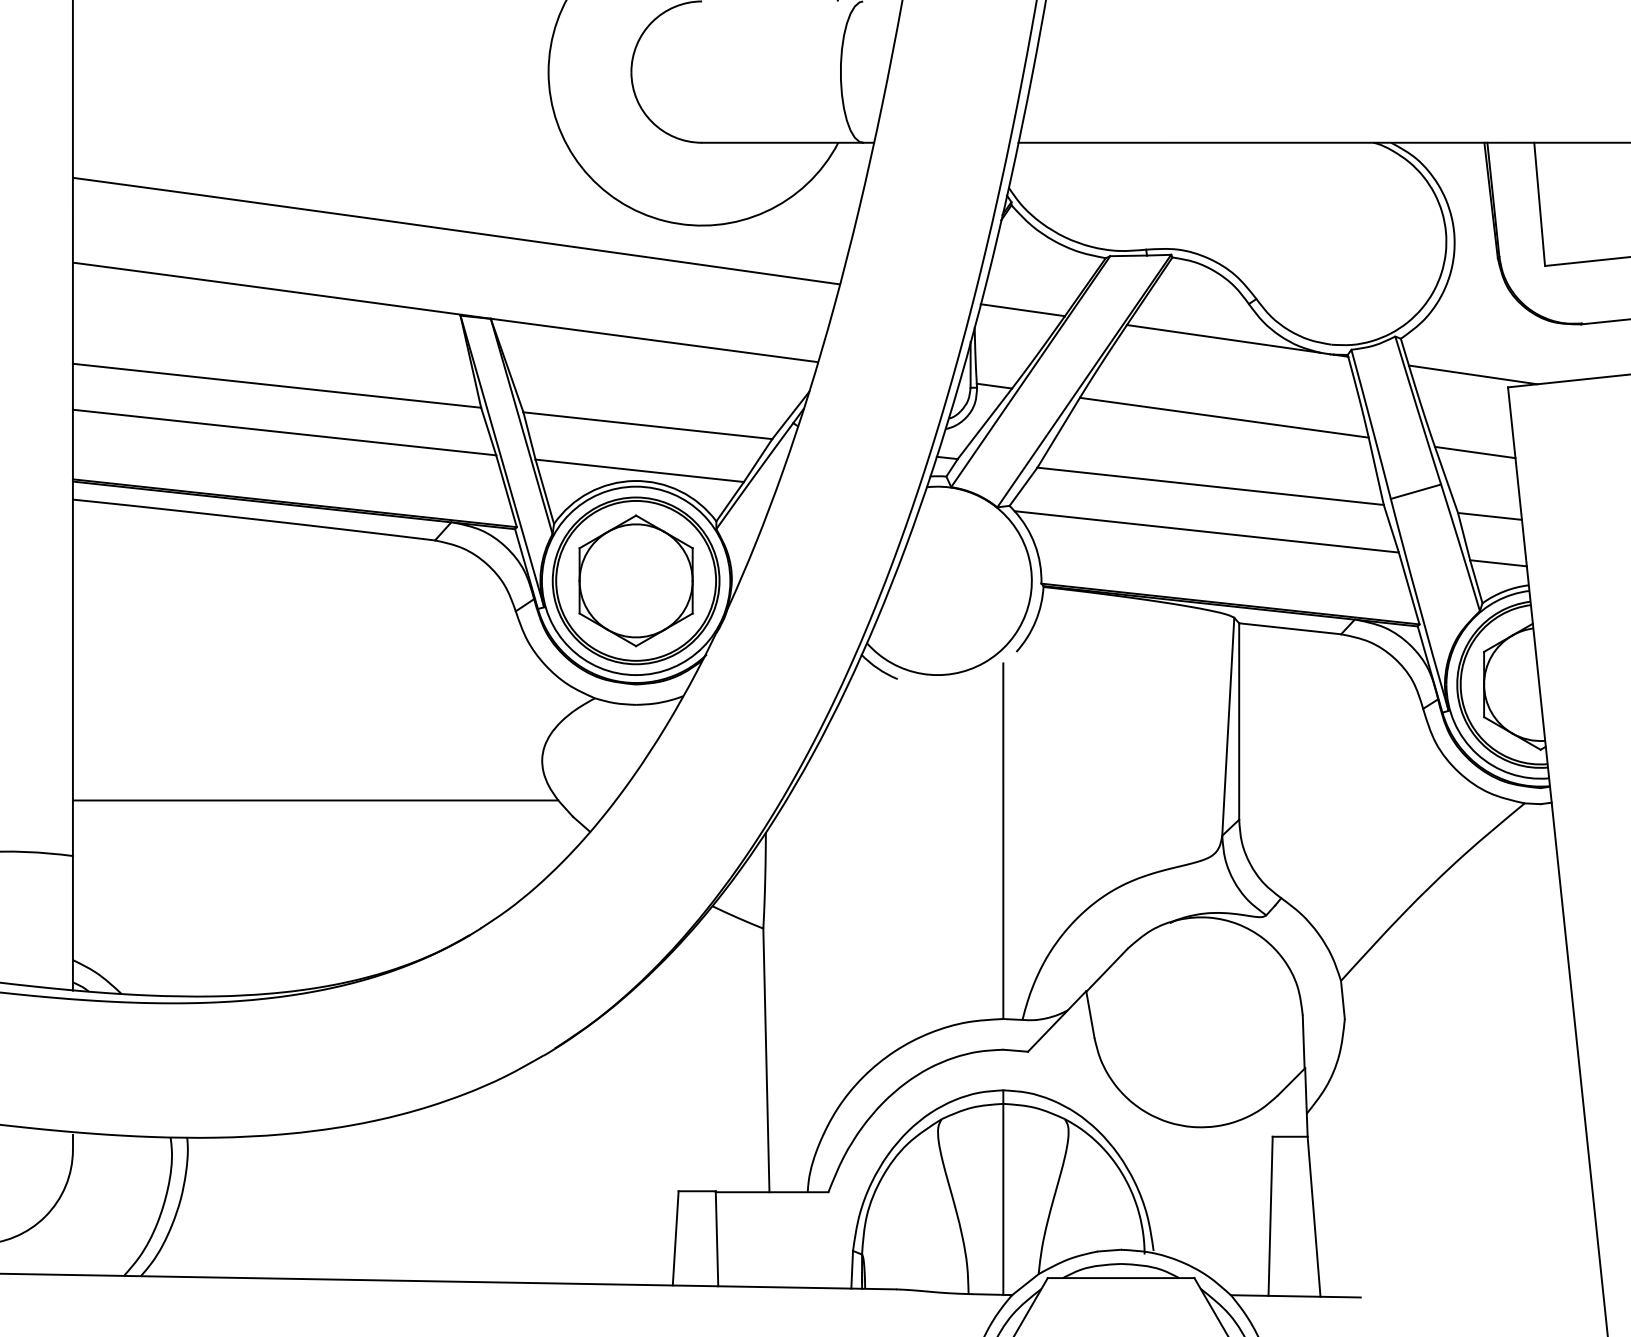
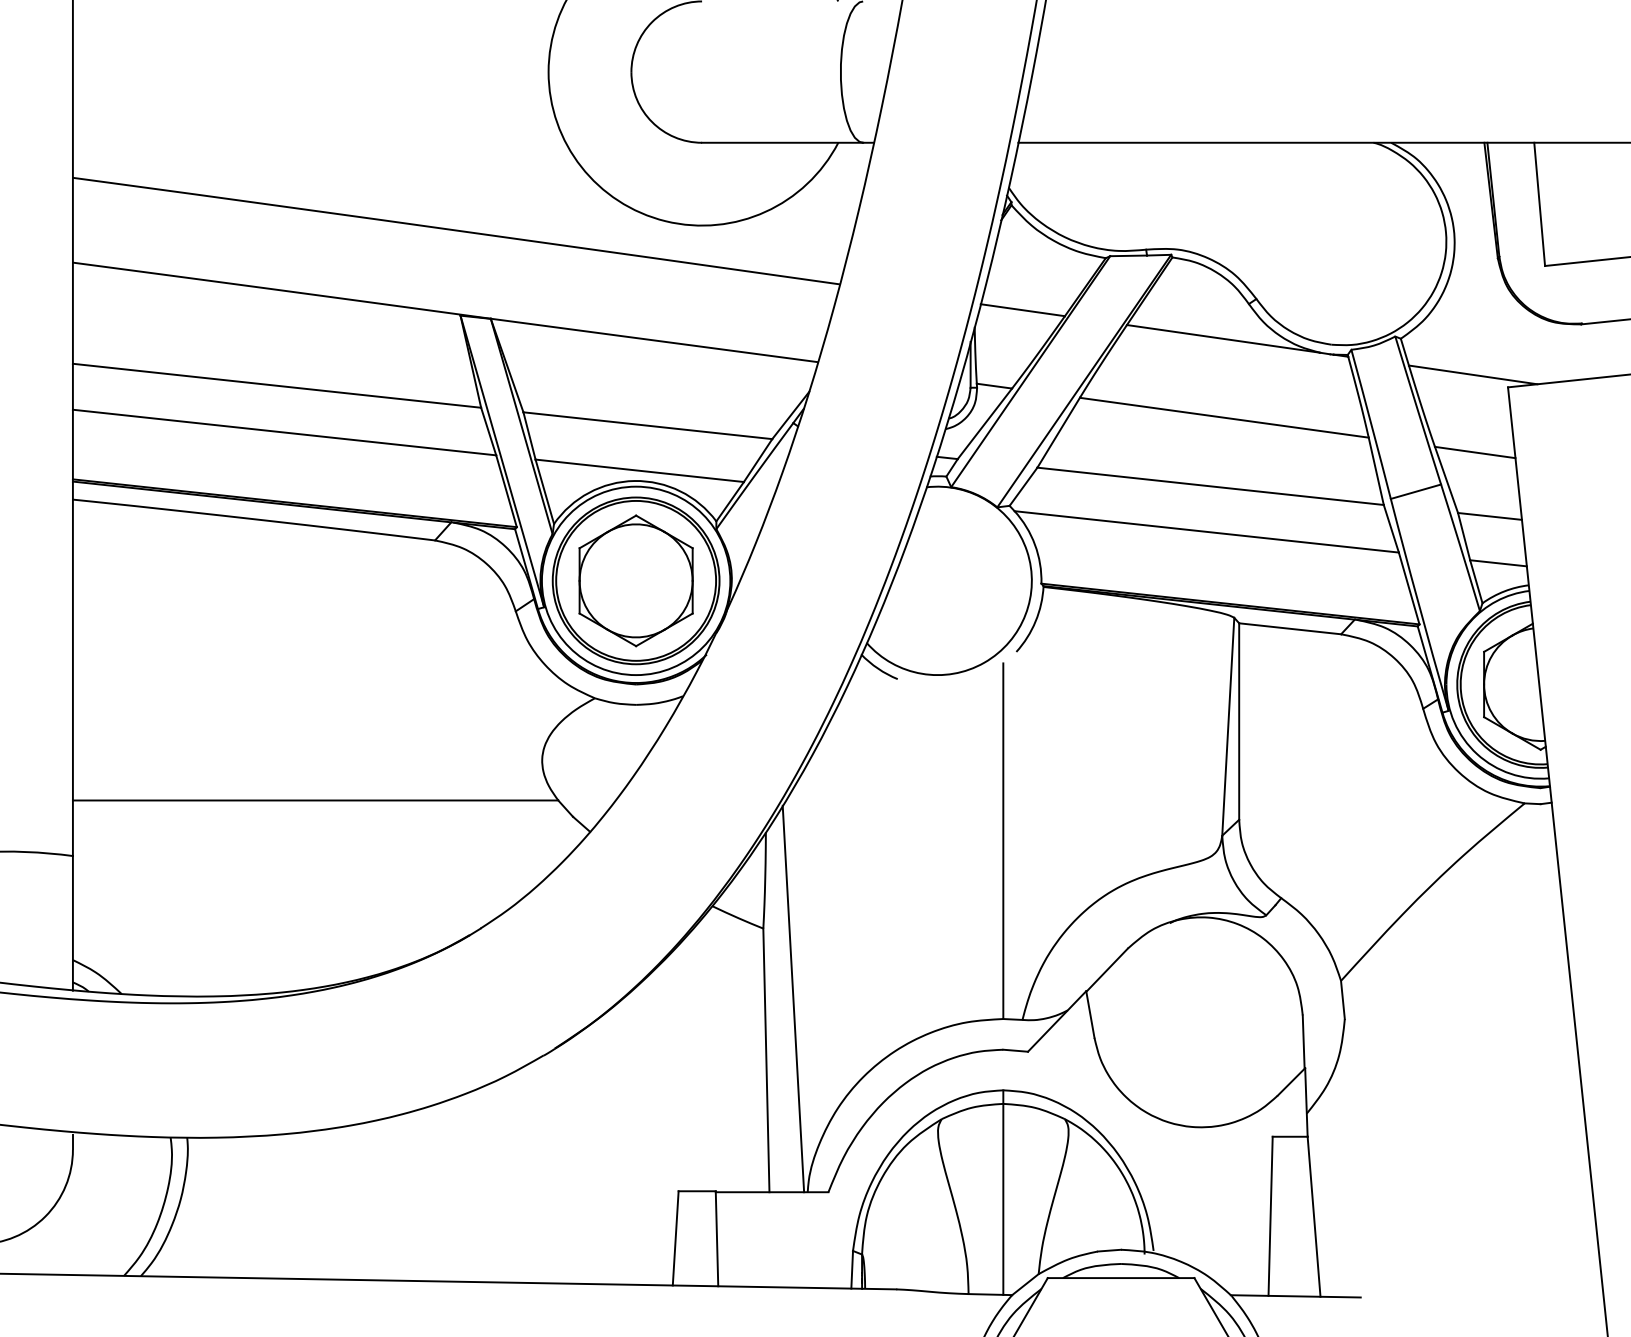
line: none -> present (793, 998)
